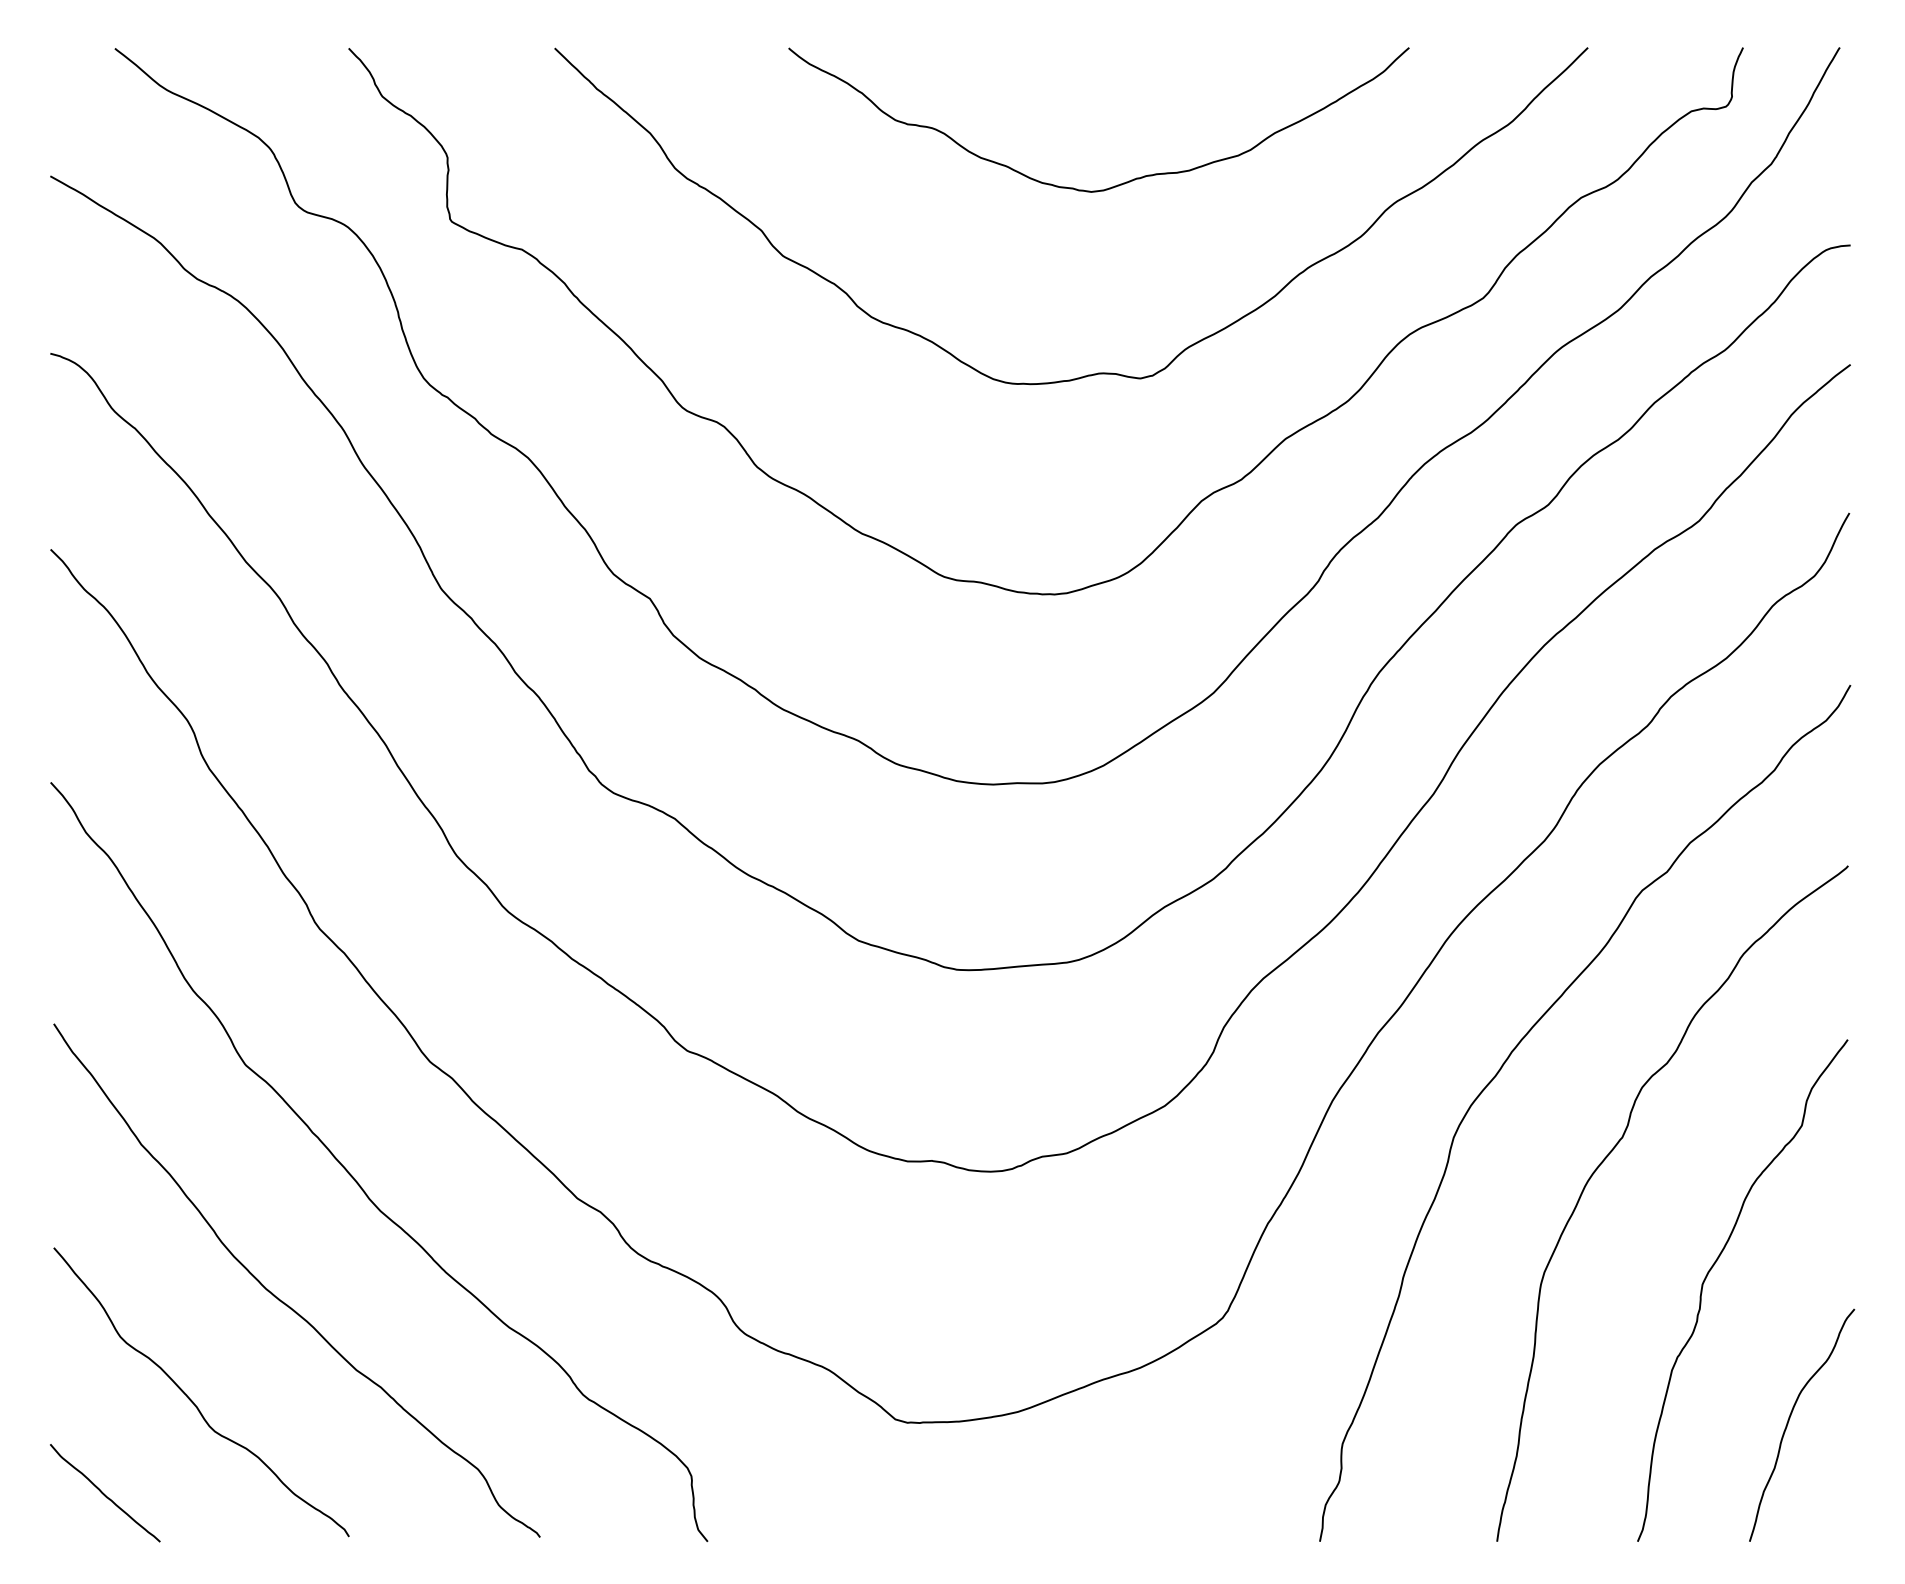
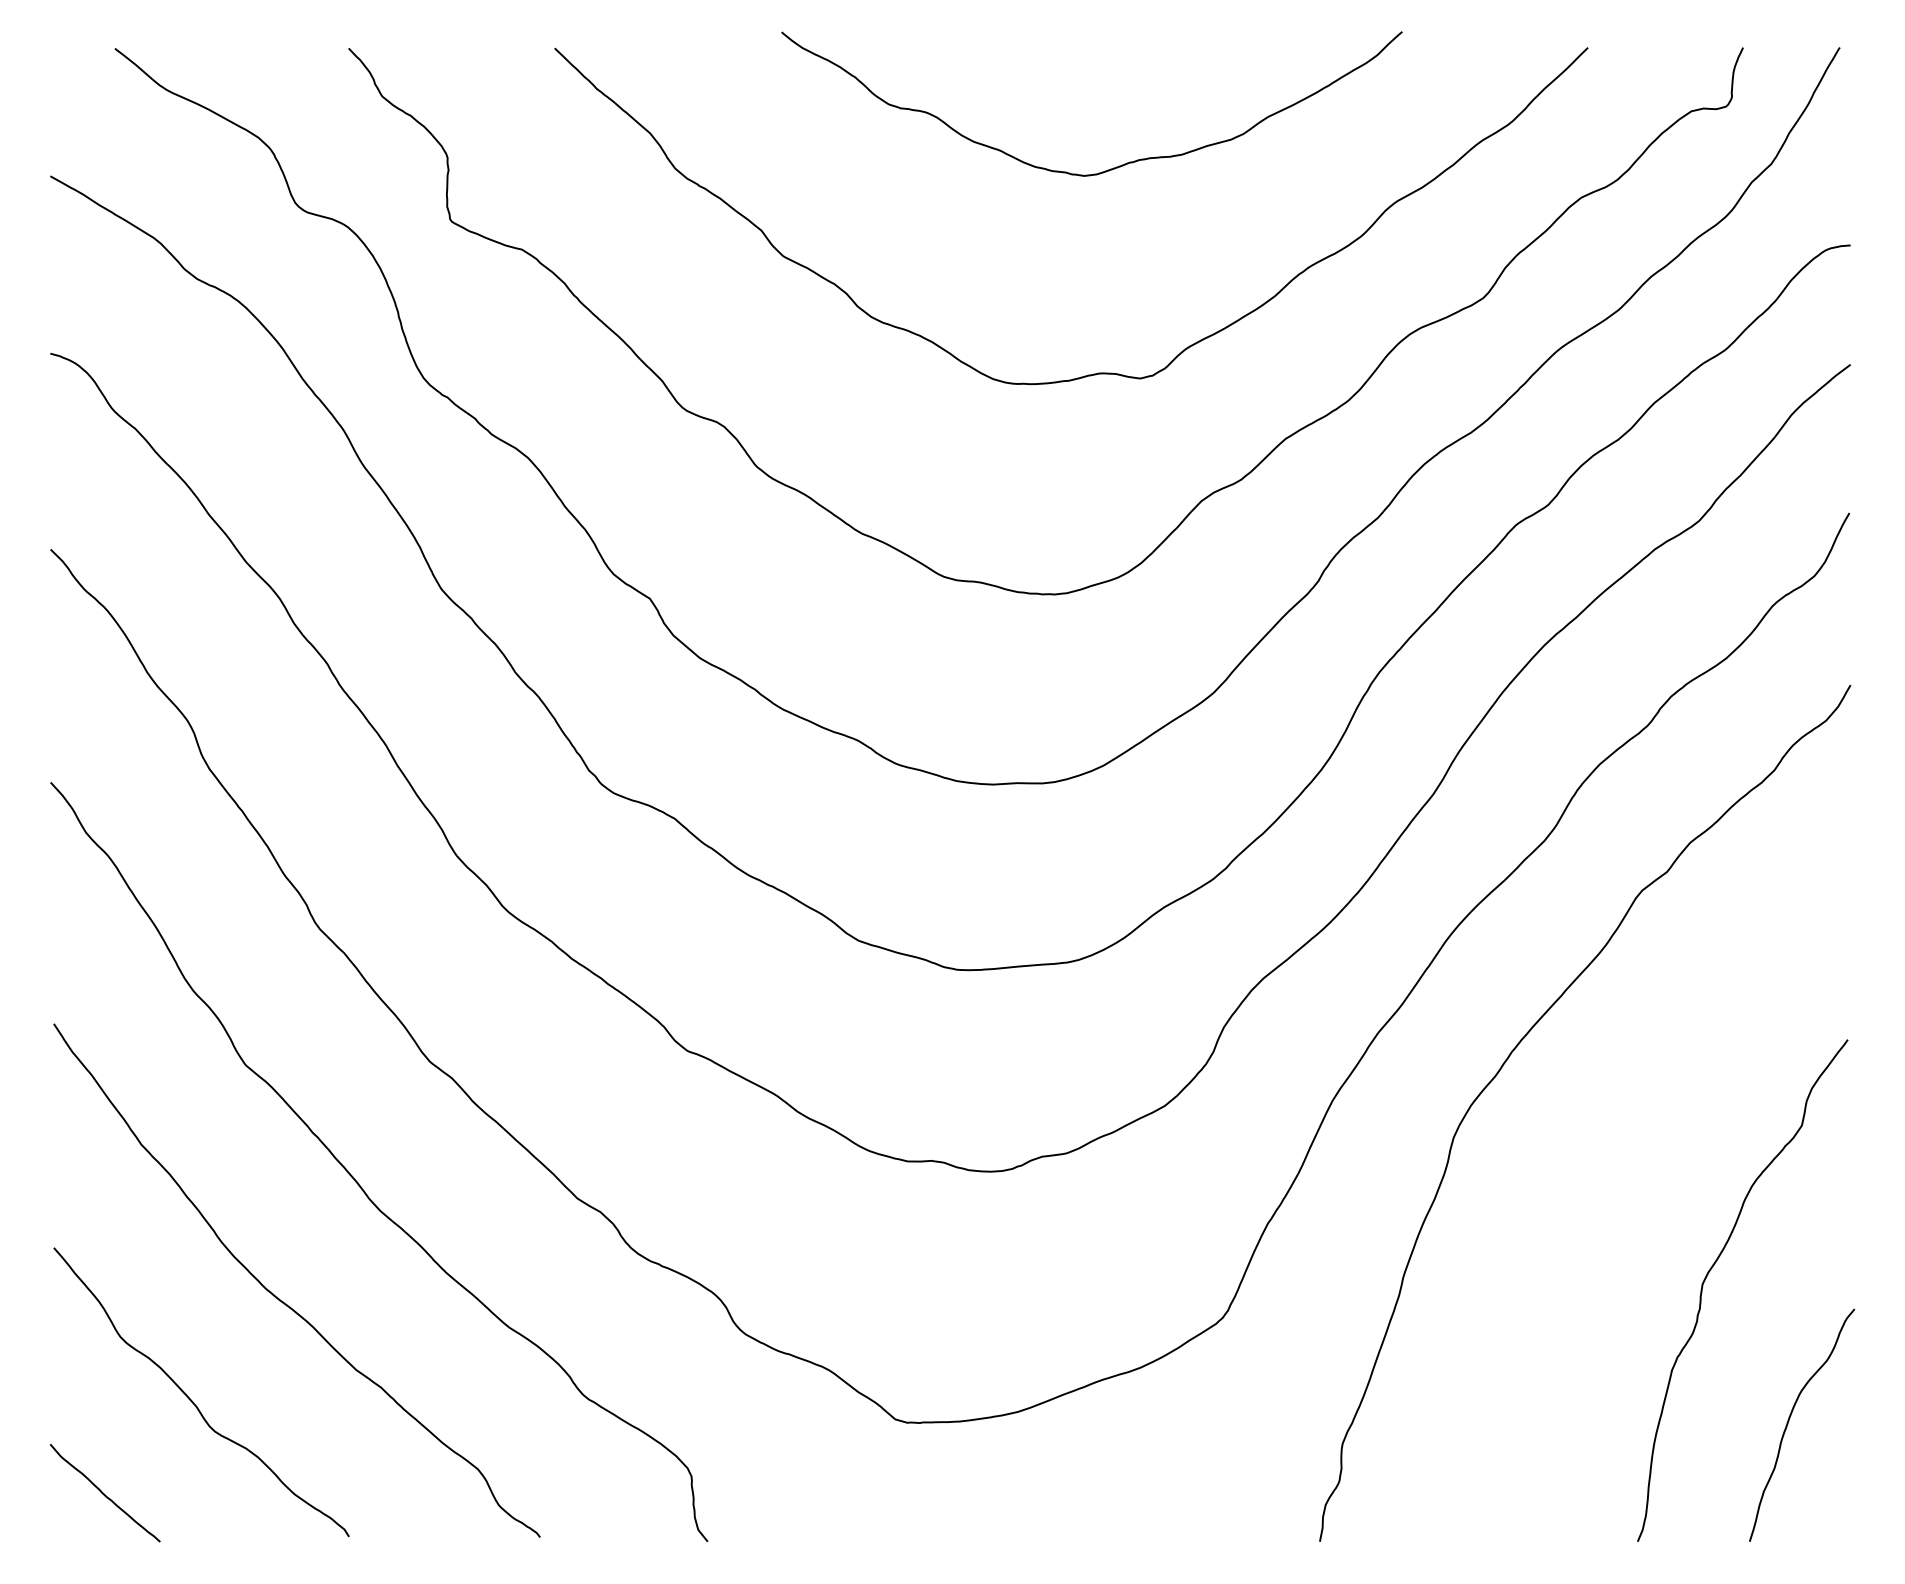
curve position: (1120, 183) -> (1113, 167) (1113, 167)
curve: present -> none (1613, 1150)
